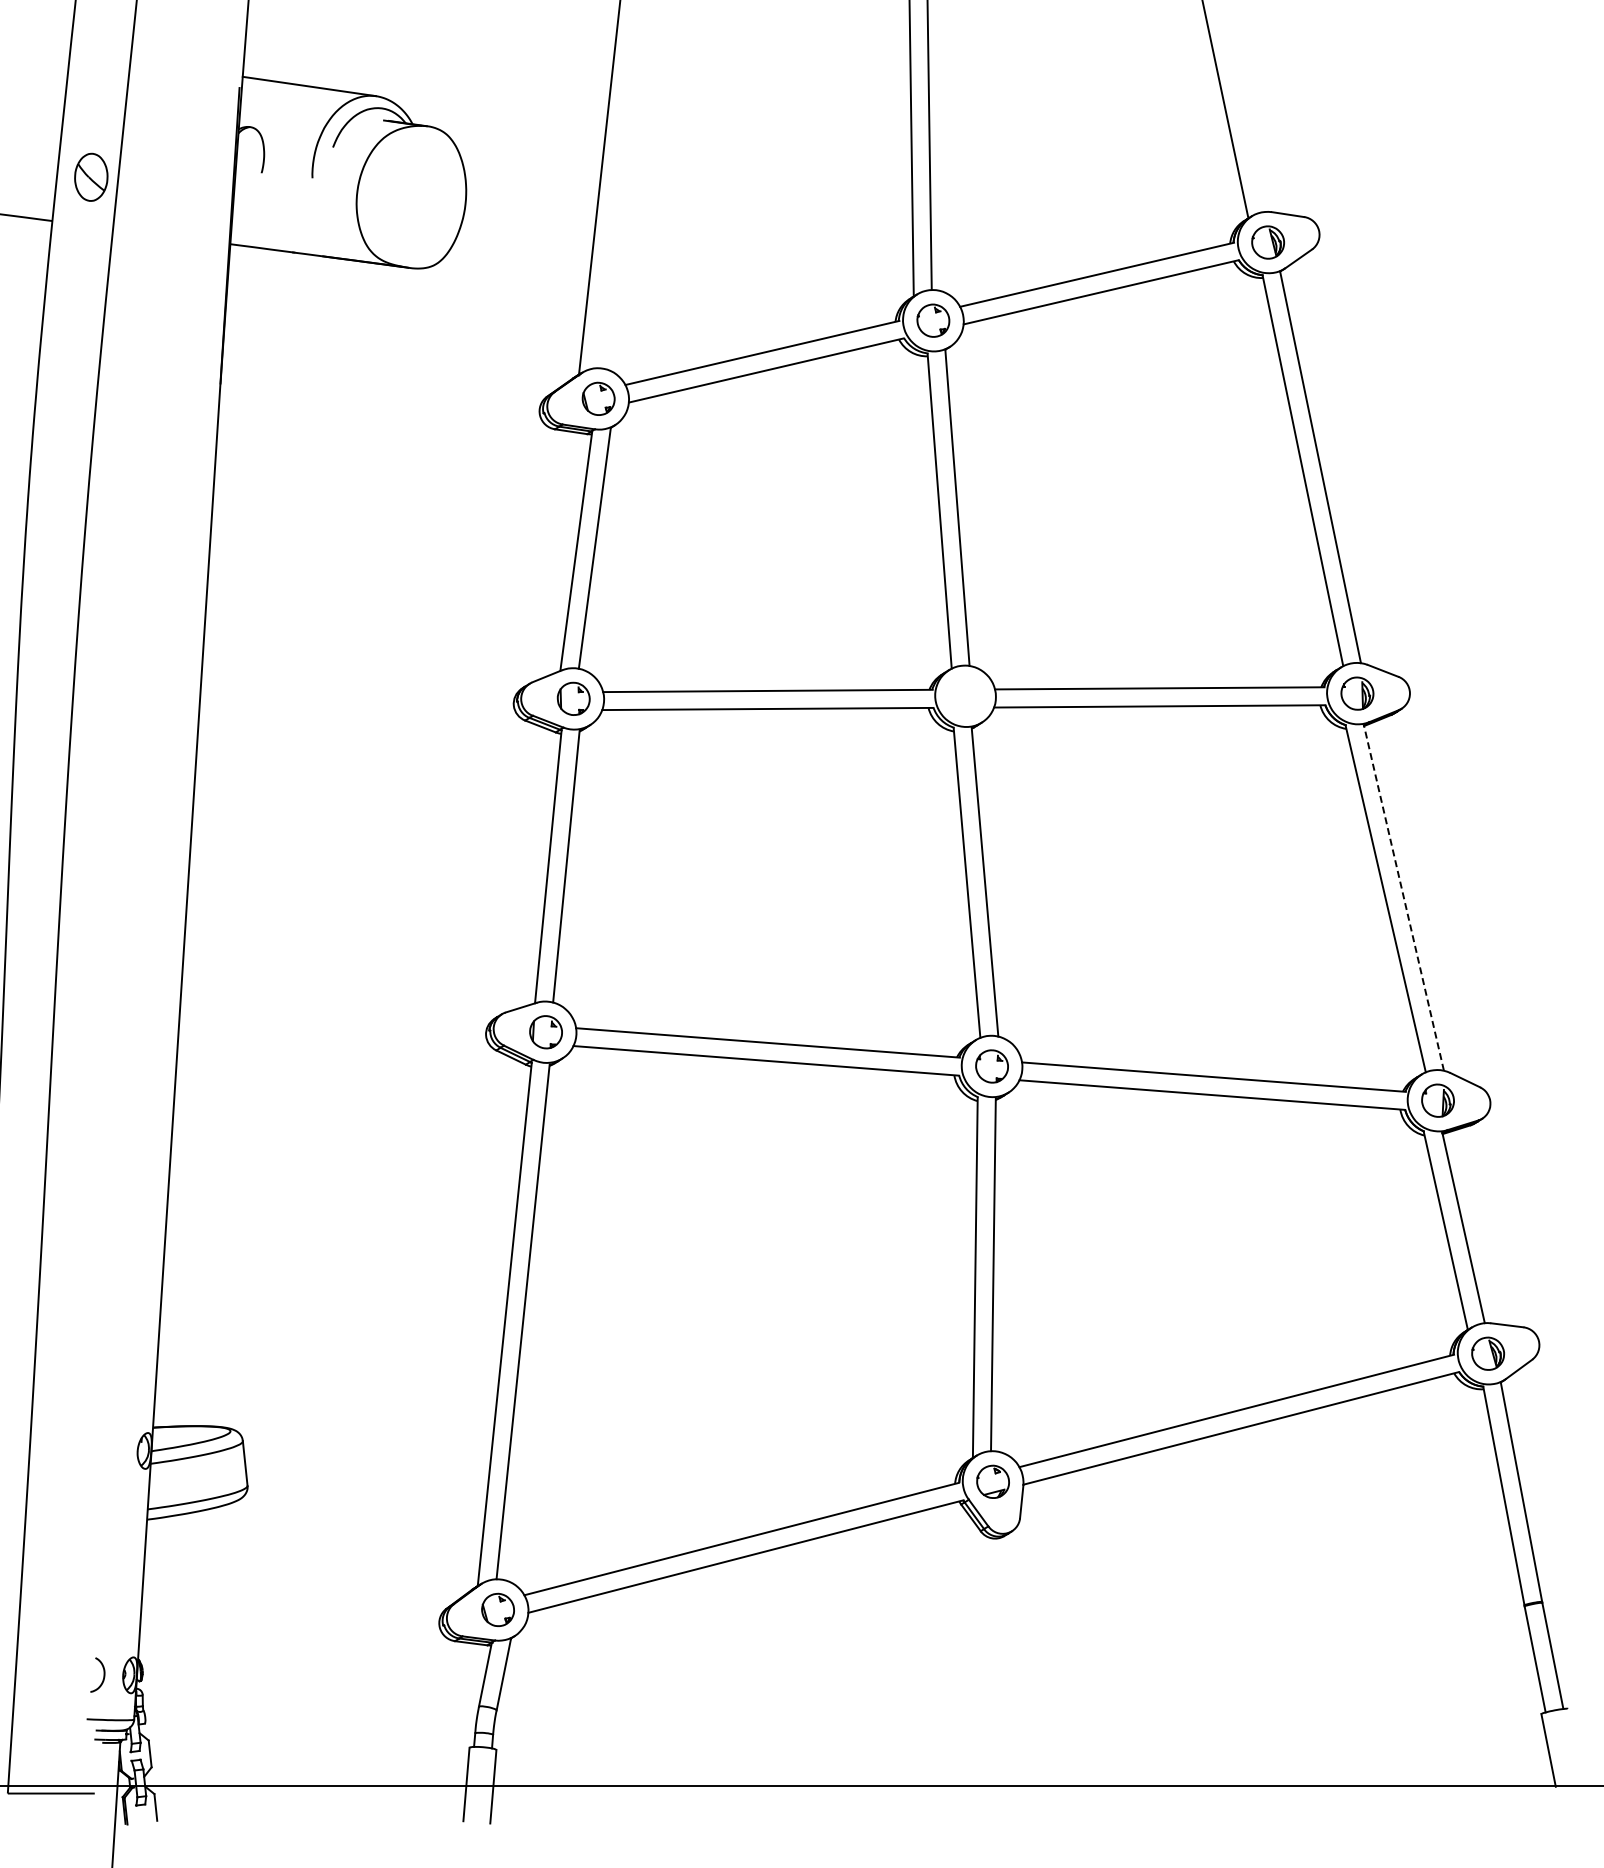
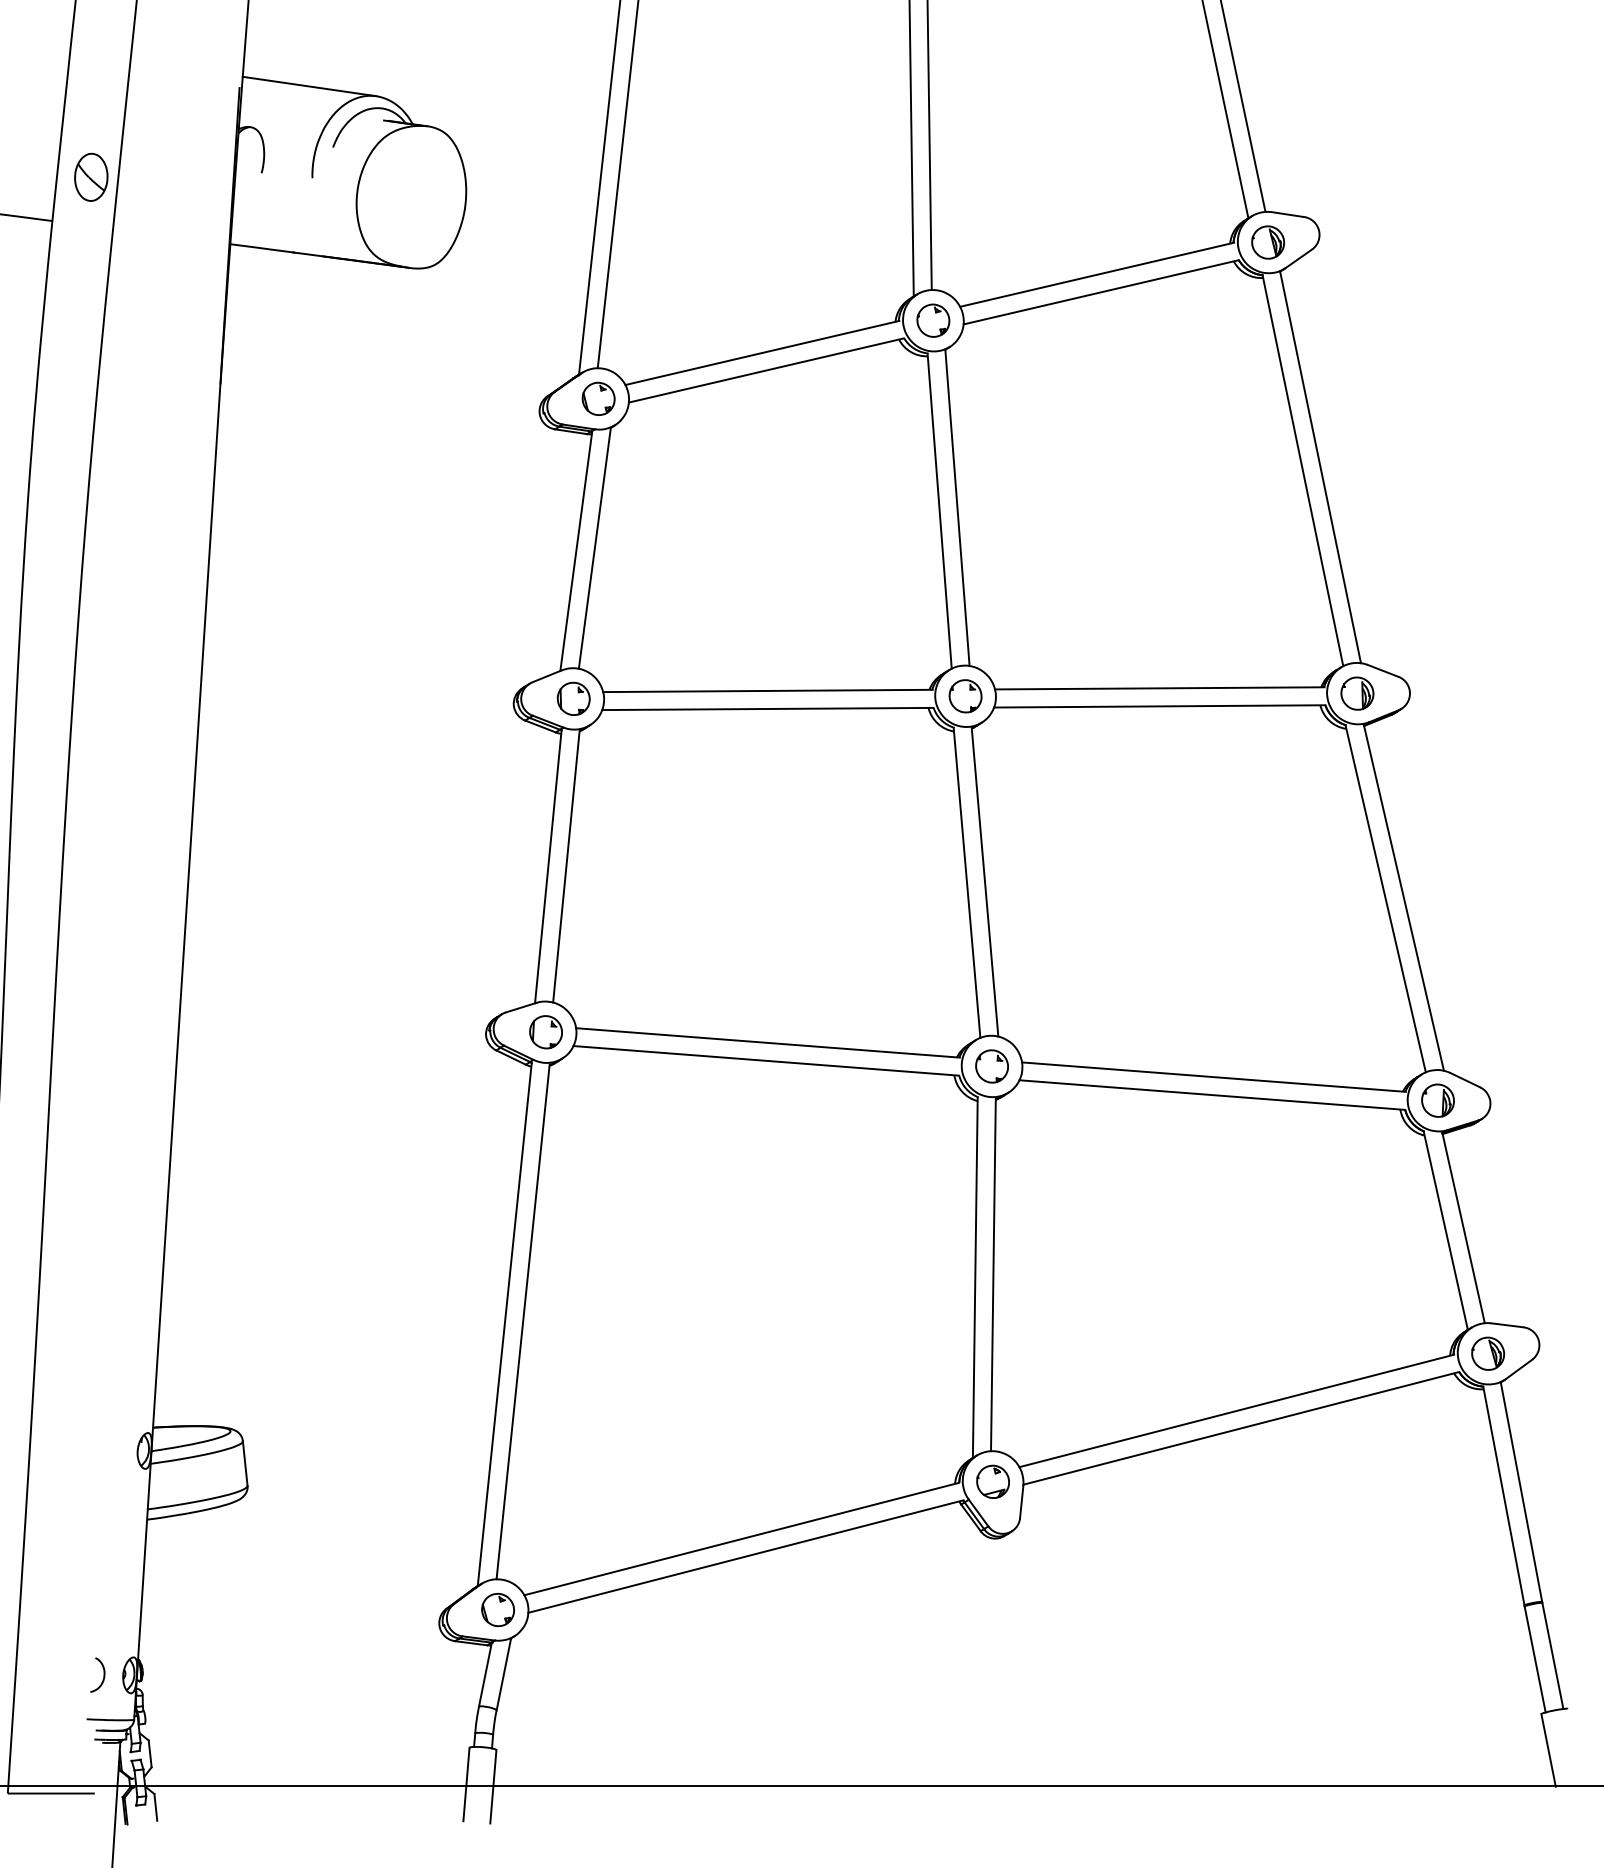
line: none -> present (1243, 106)
line: none -> present (617, 185)
part: none -> present (965, 696)
line: dashed -> solid (1403, 897)
